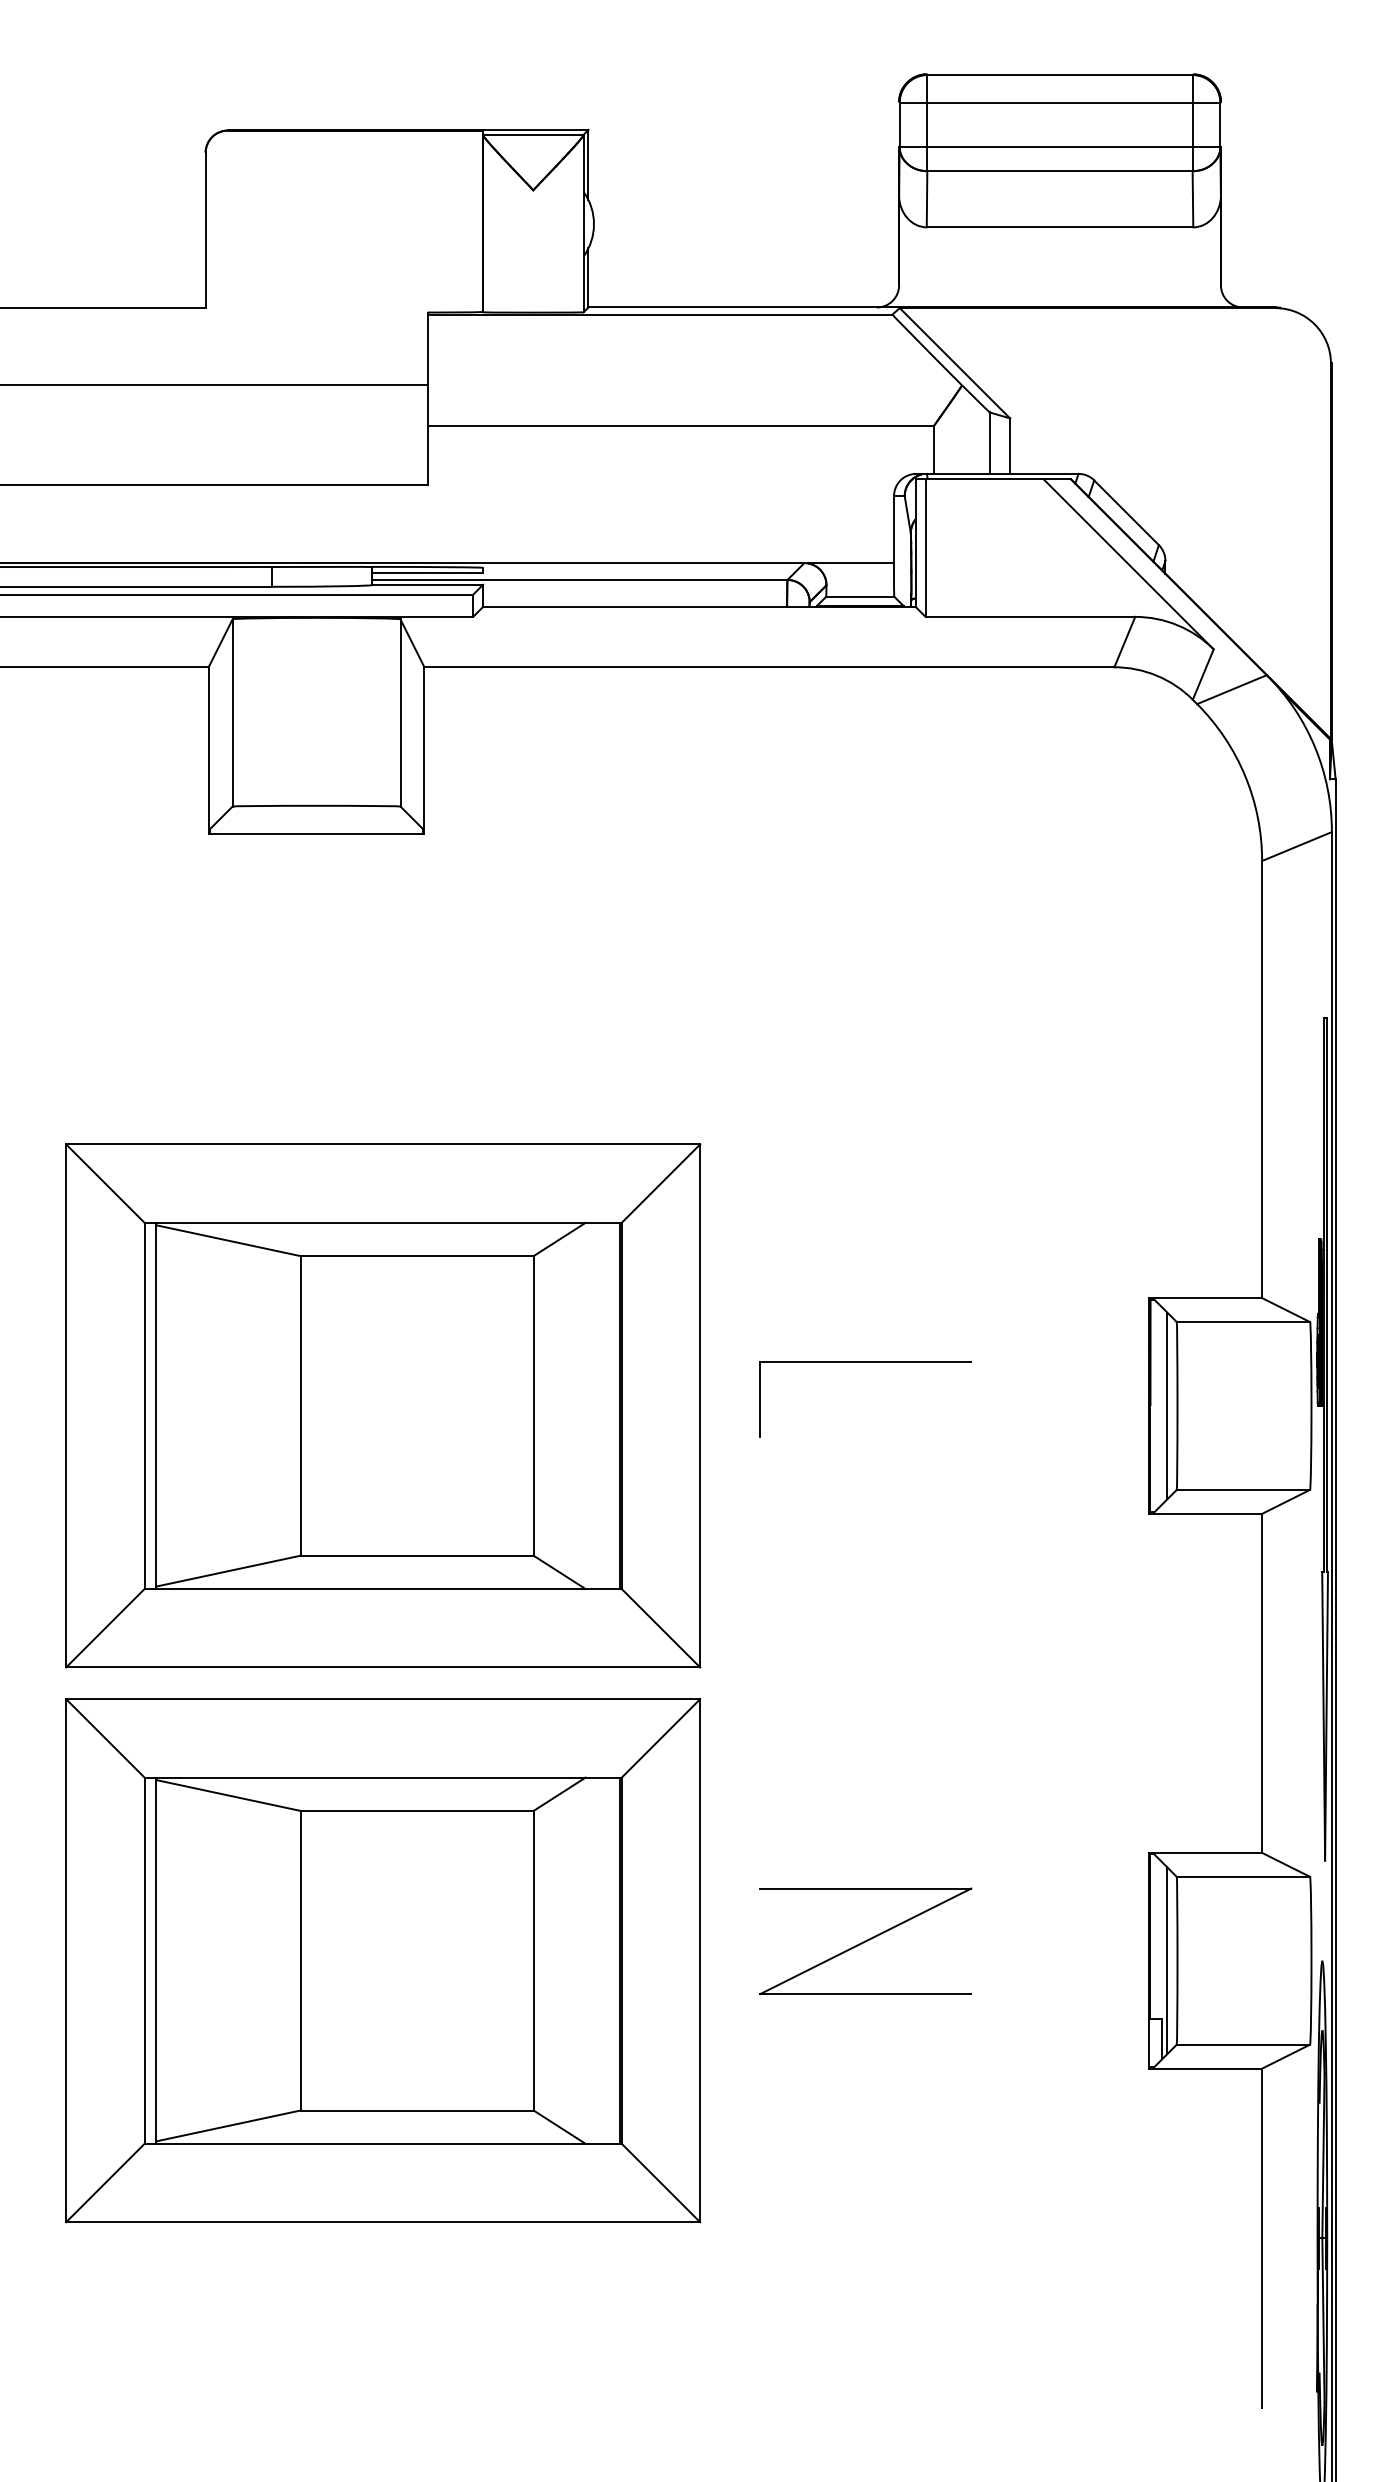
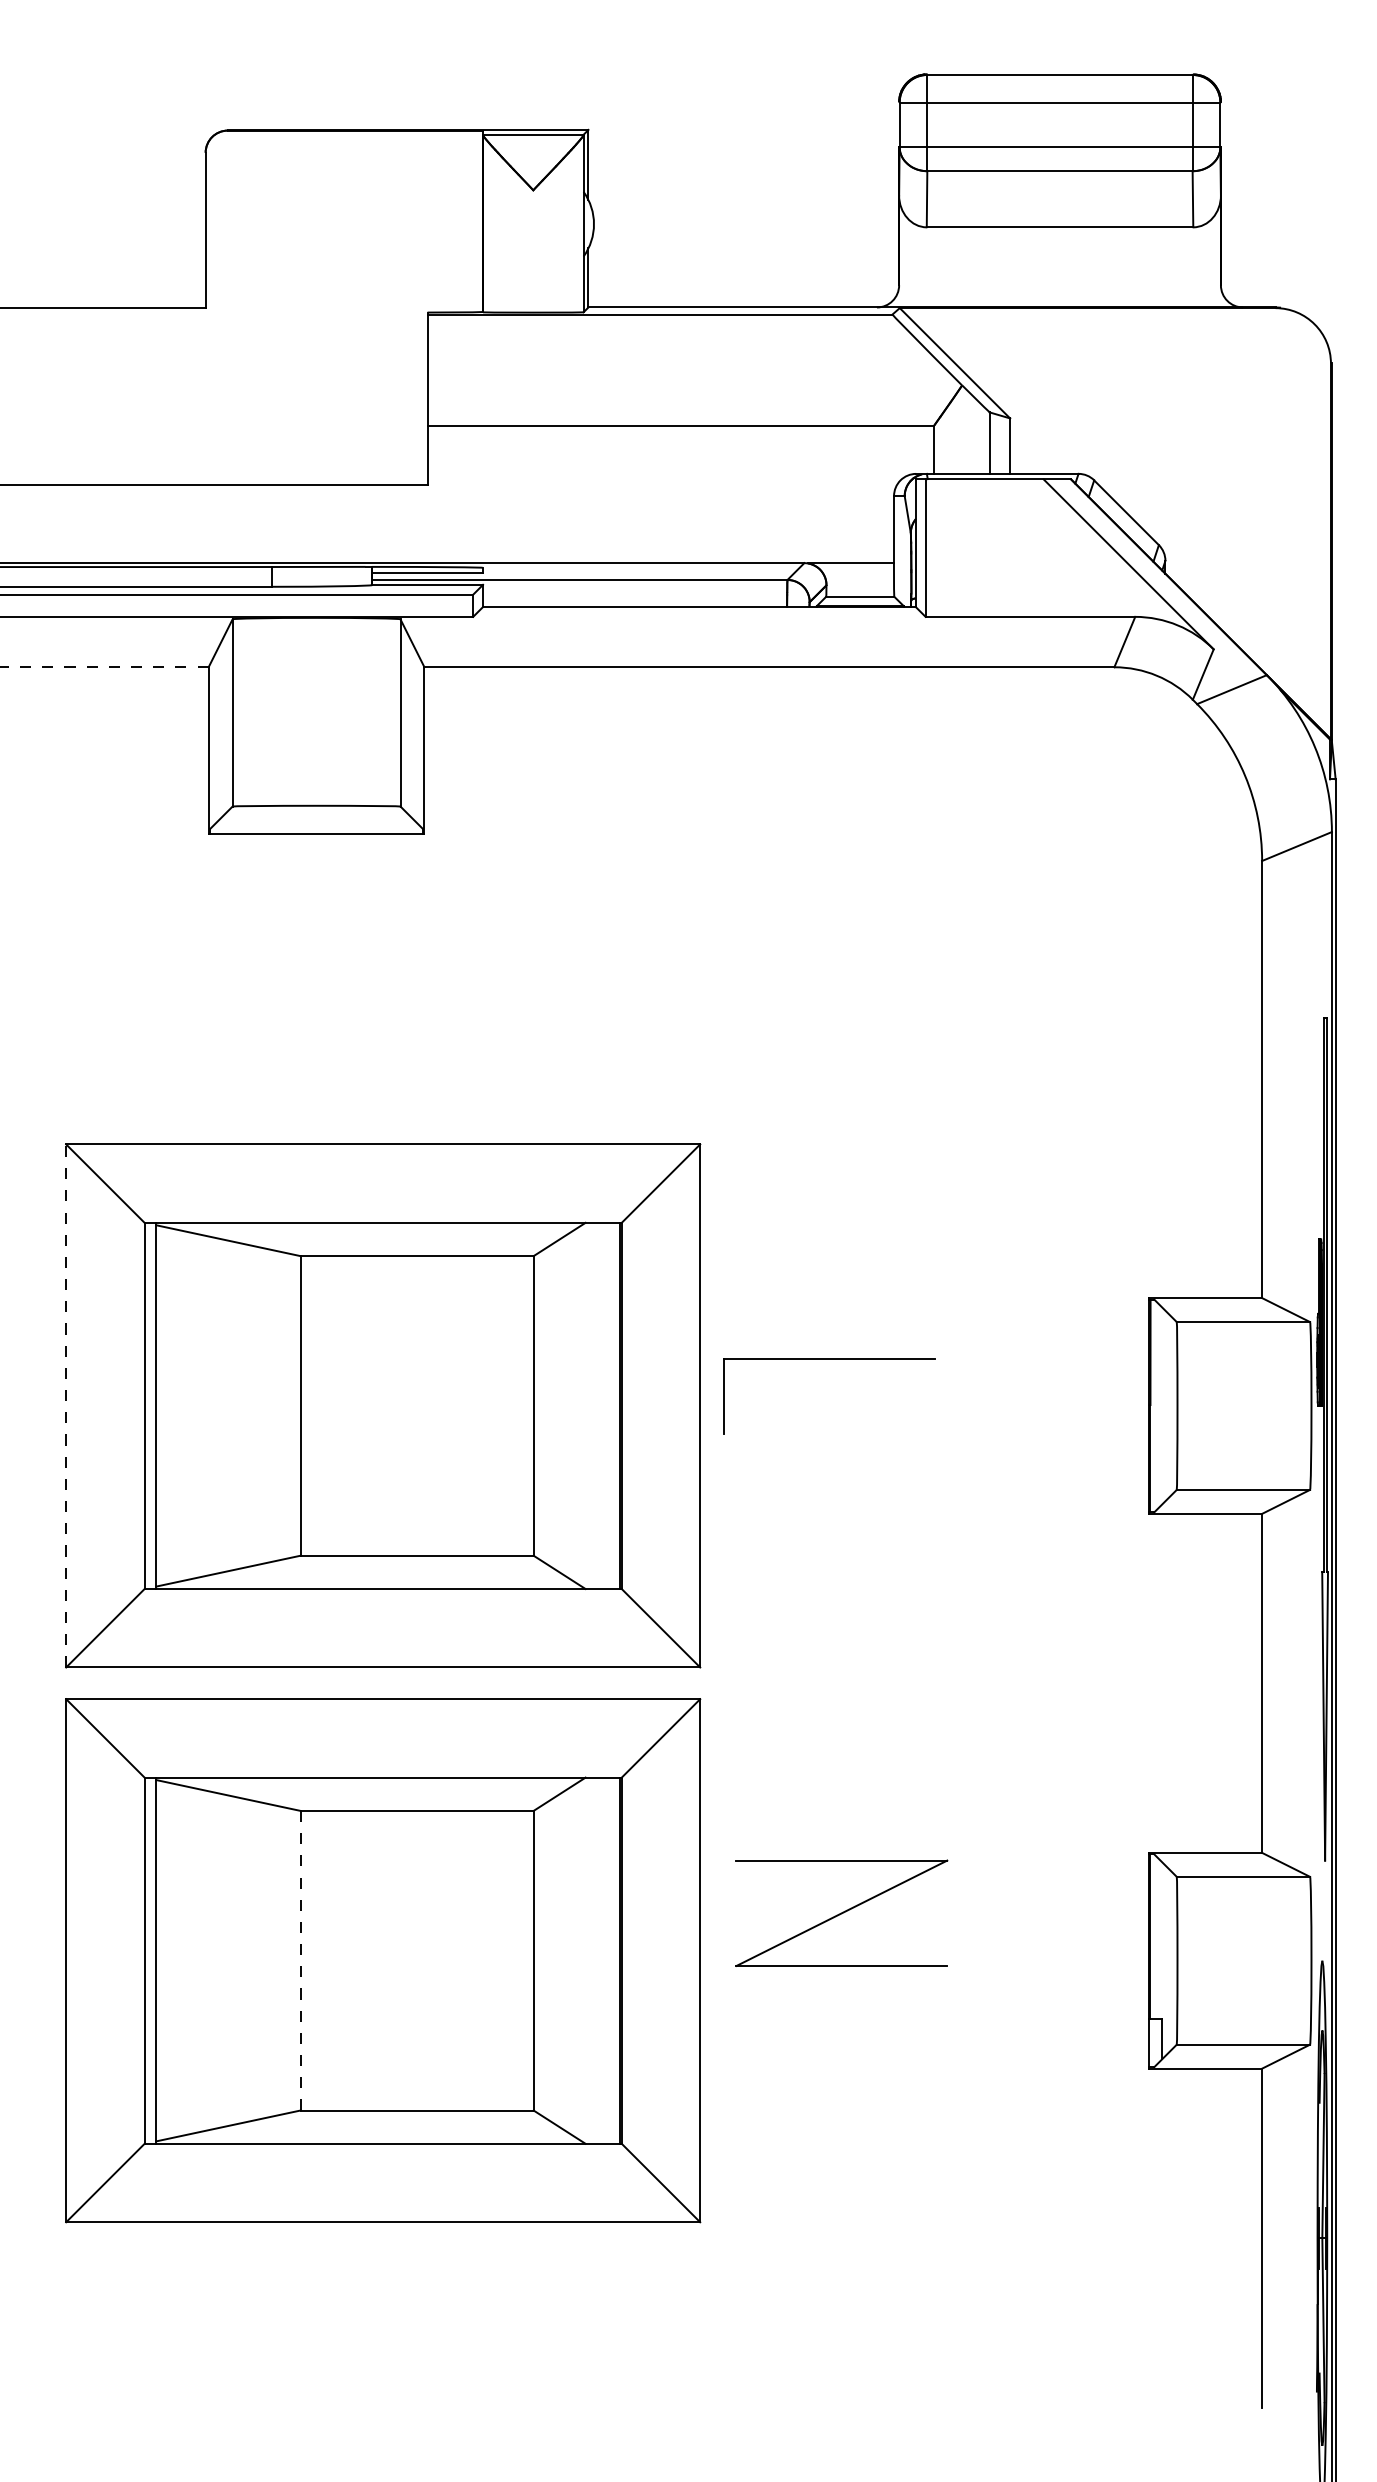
line: present -> none (214, 385)
line: solid -> dashed (104, 667)
part position: (865, 1362) -> (829, 1359) (829, 1359)
line: solid -> dashed (66, 1405)
line: present -> none (1167, 1405)
part position: (865, 1940) -> (841, 1912) (841, 1912)
line: solid -> dashed (300, 1960)
line: present -> none (1167, 1960)
